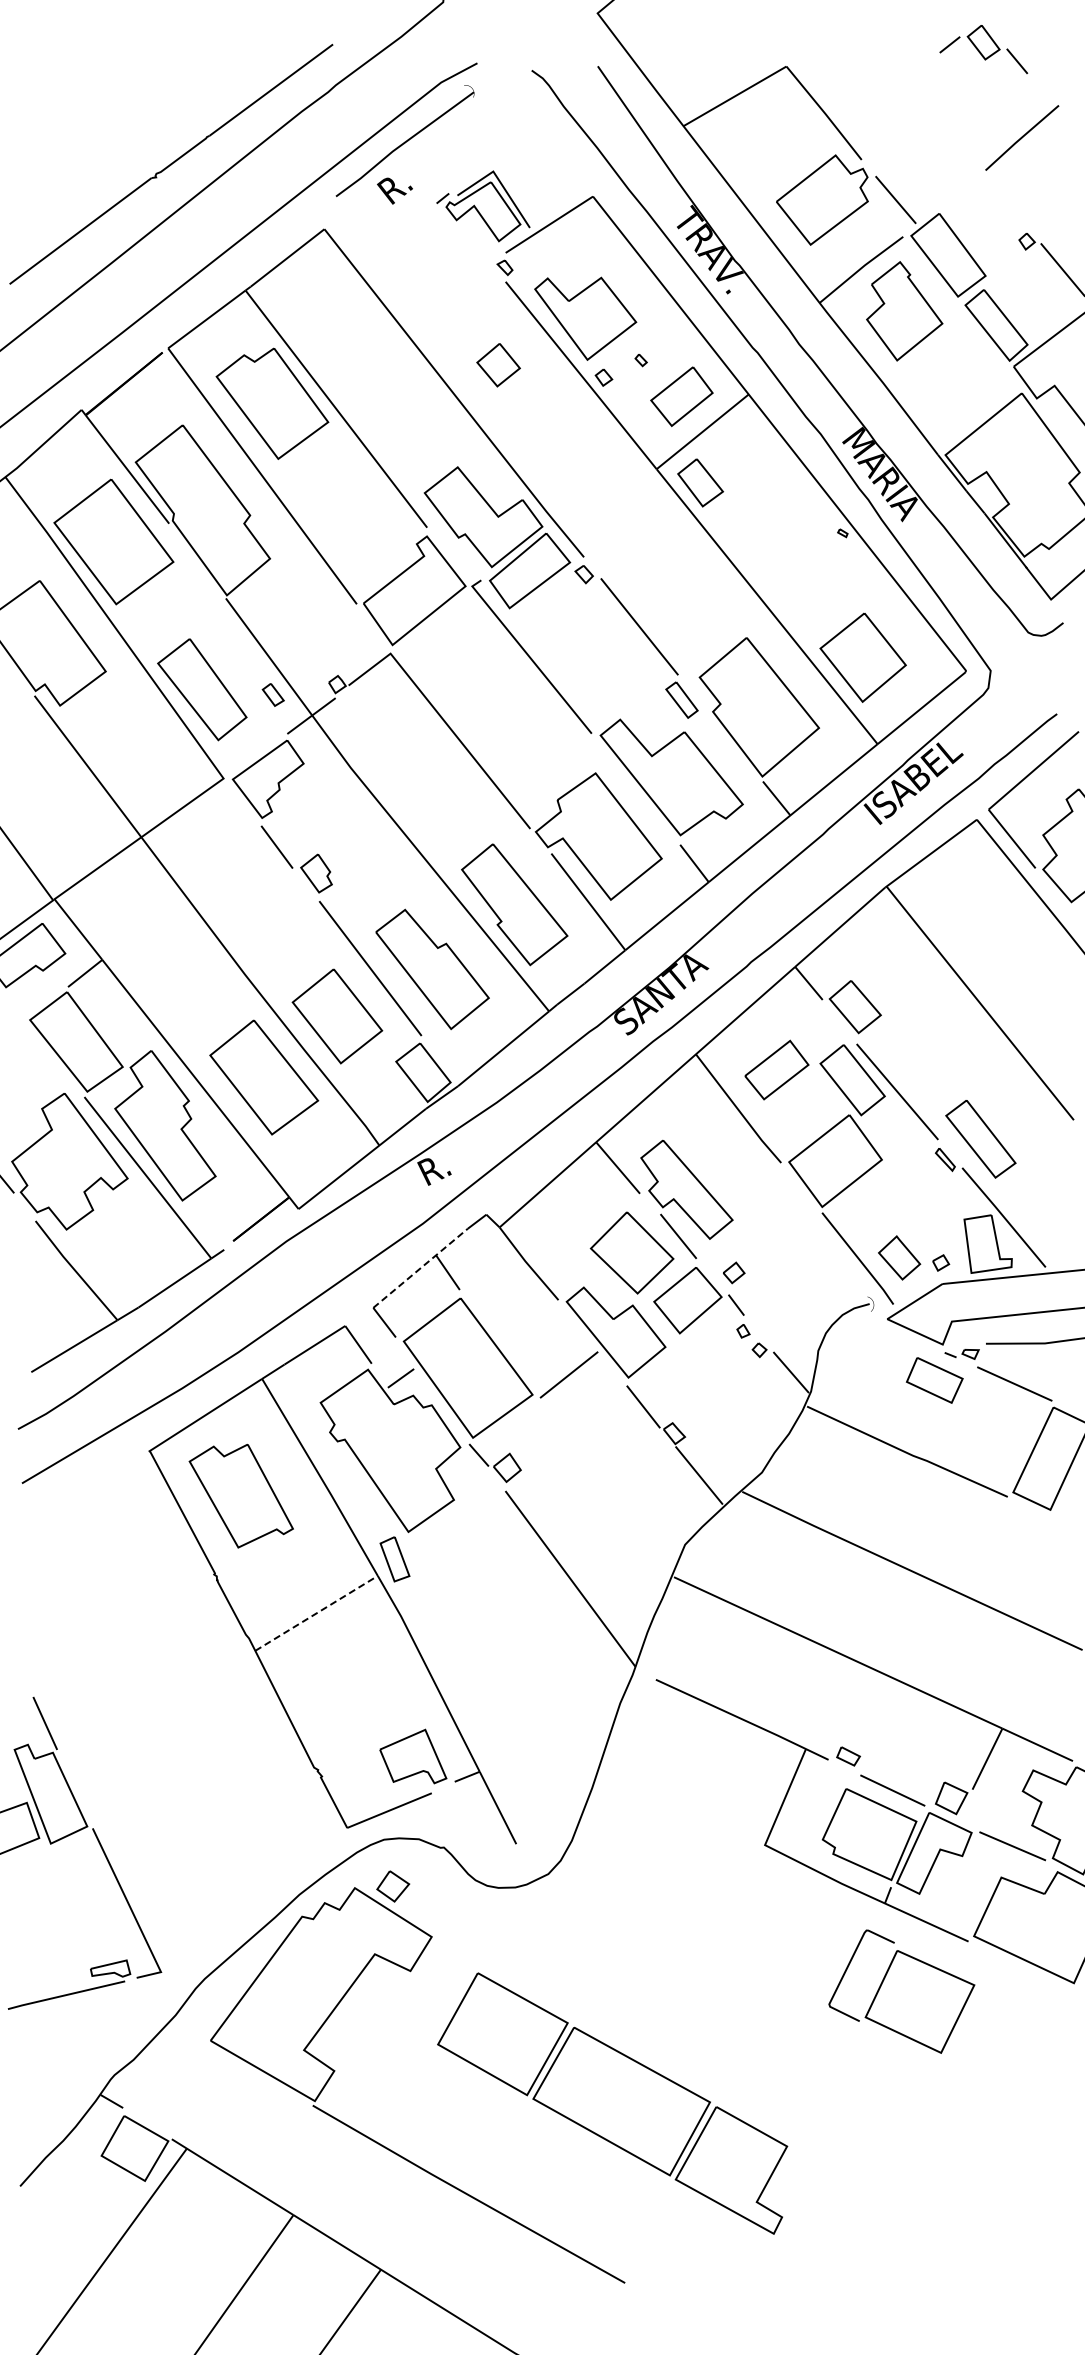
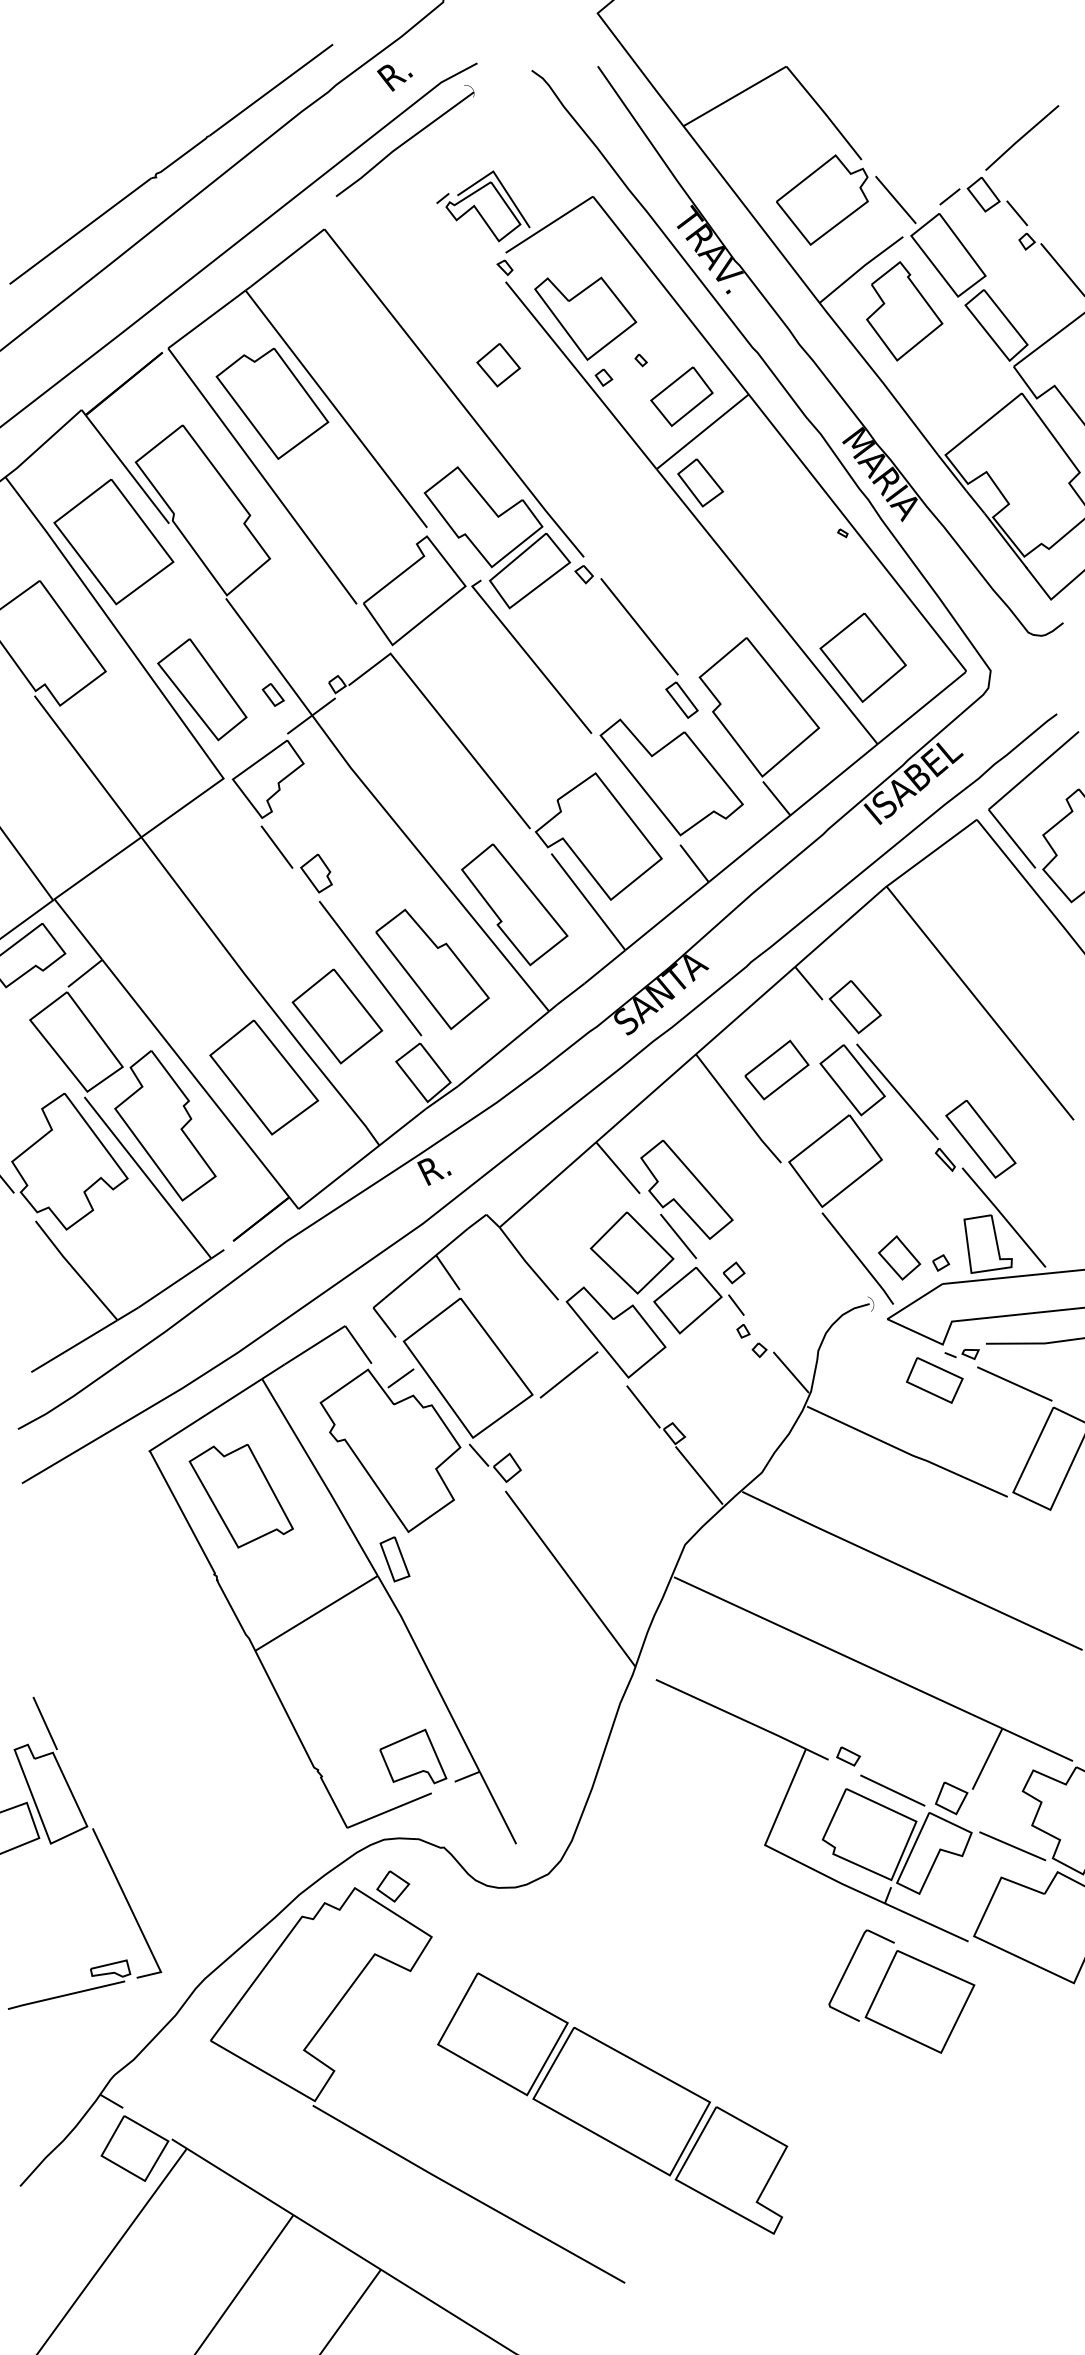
part position: (983, 49) -> (983, 201) (983, 201)
text position: (394, 190) -> (394, 77) (394, 77)
line: dashed -> solid (420, 1268)
line: dashed -> solid (316, 1613)
